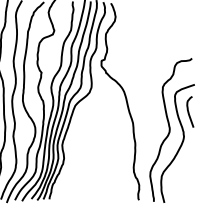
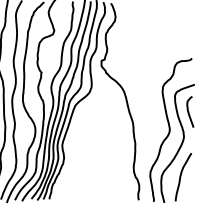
curve: none -> present (181, 177)
